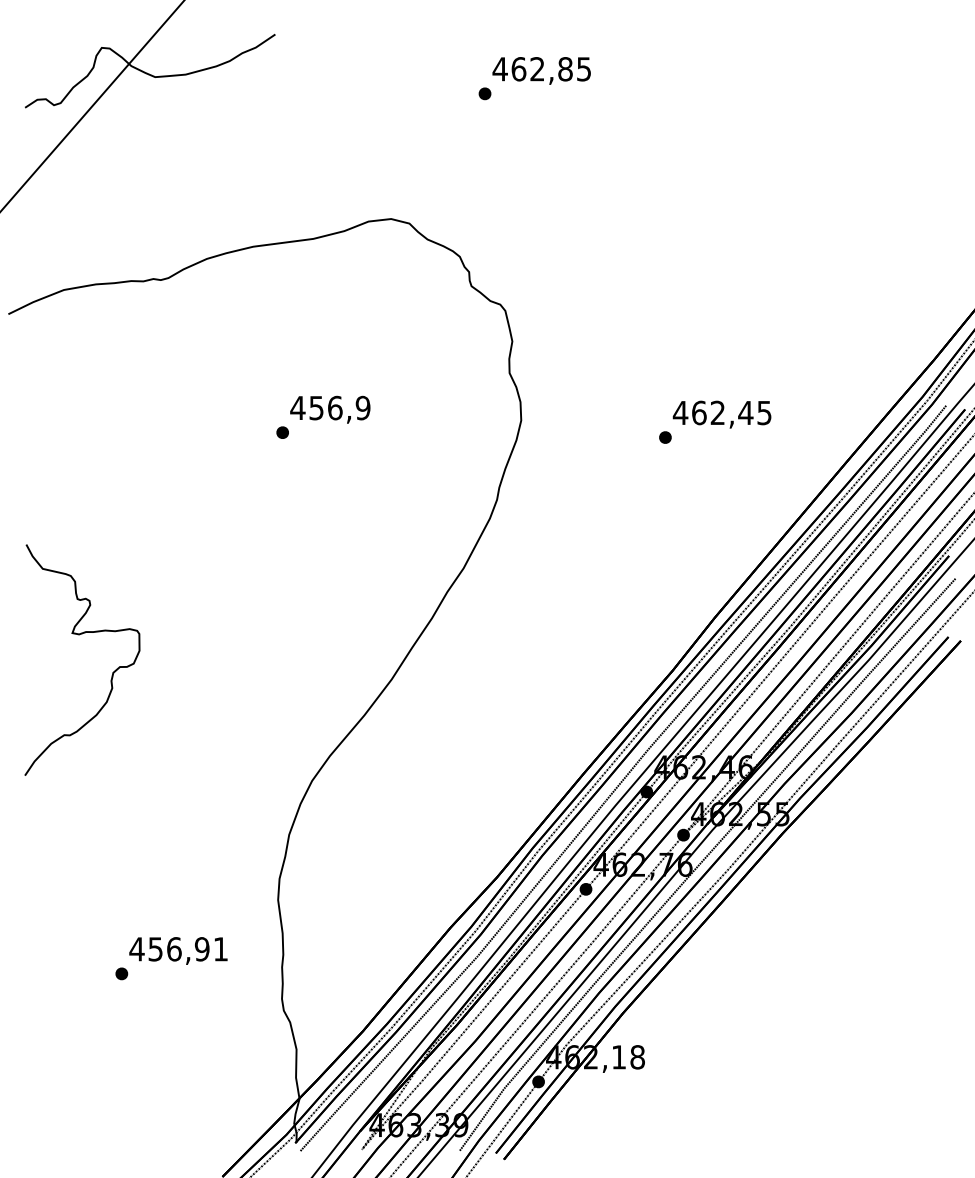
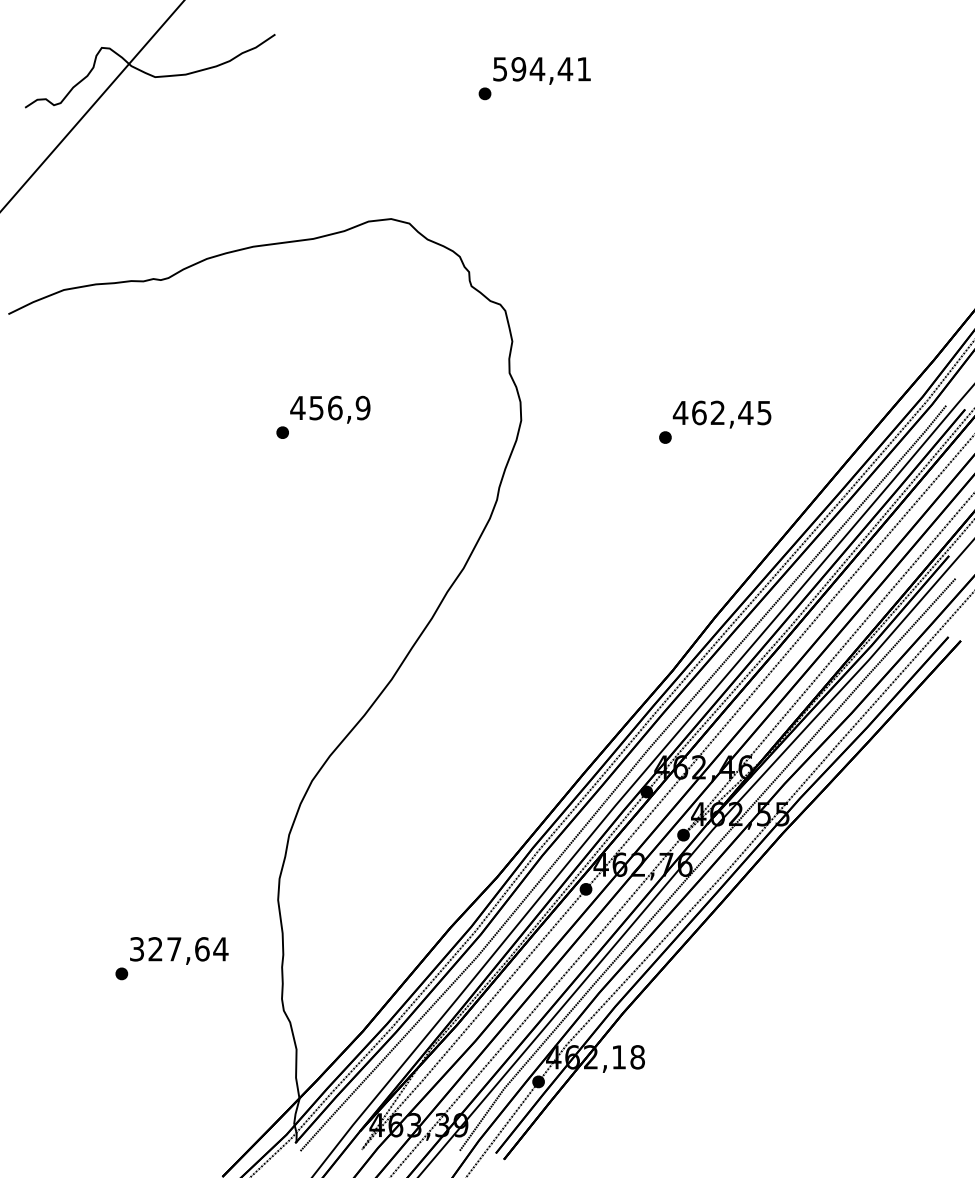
text: 462,85 -> 594,41 (541, 69)
curve: present -> none (79, 635)
text: 456,91 -> 327,64 (178, 949)
